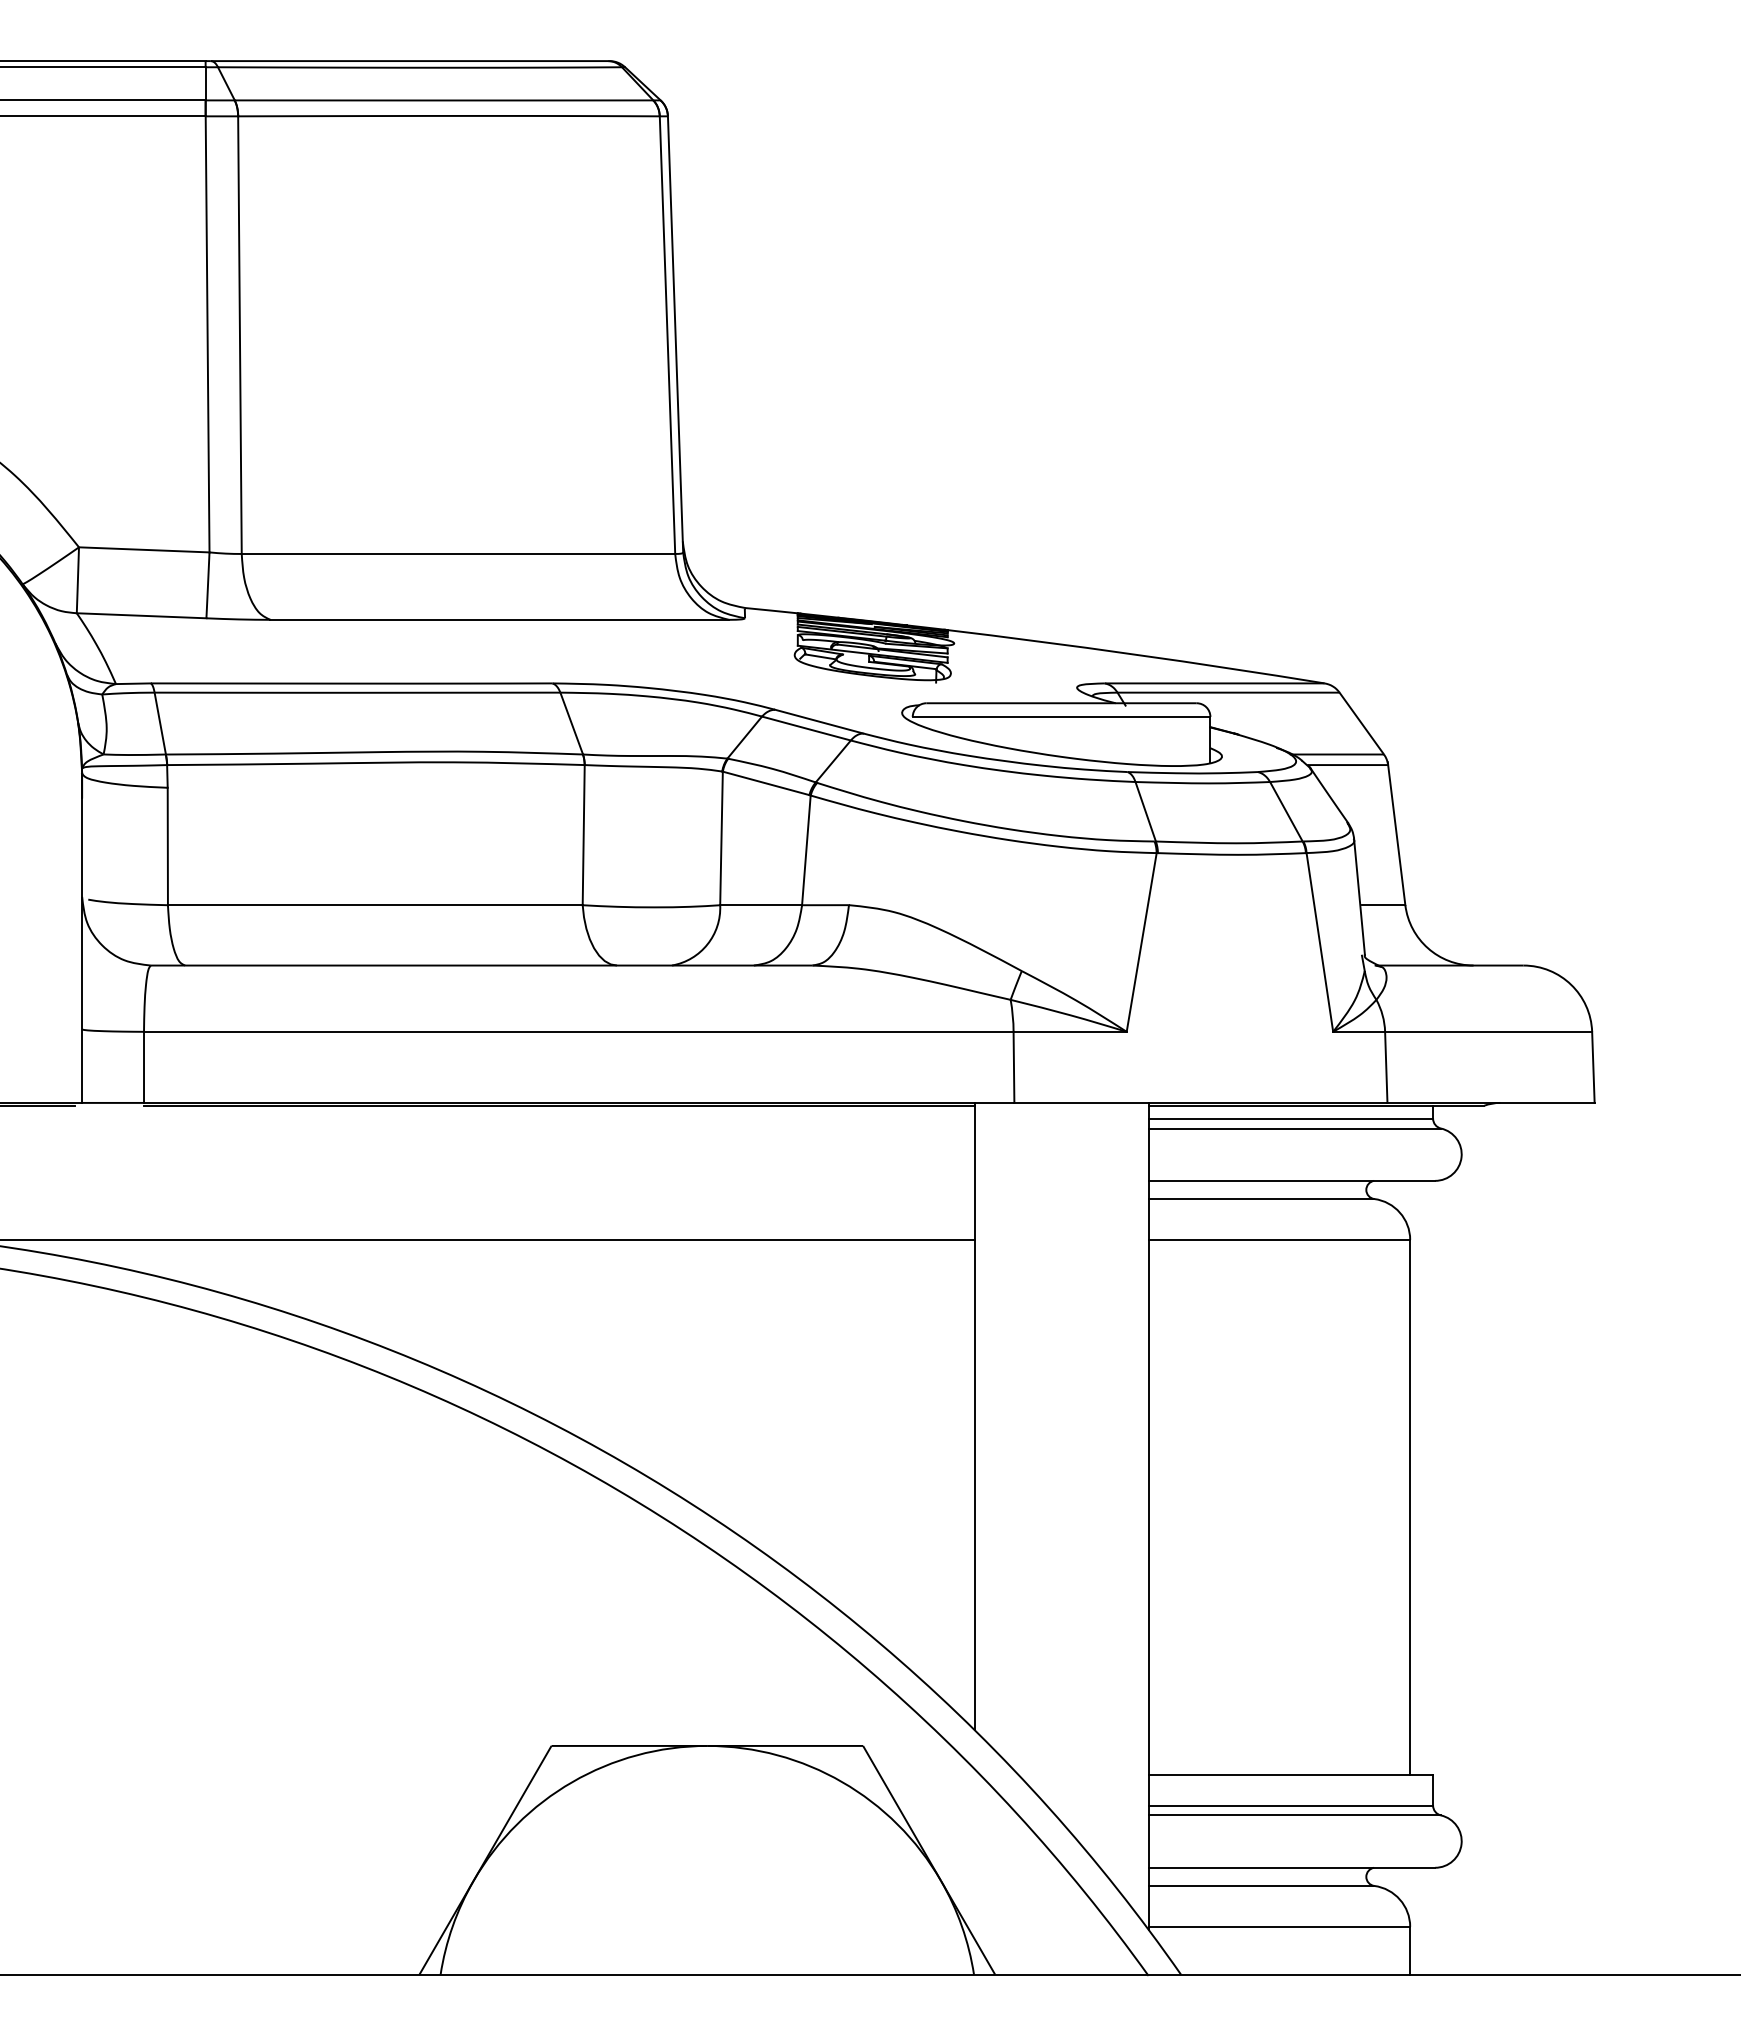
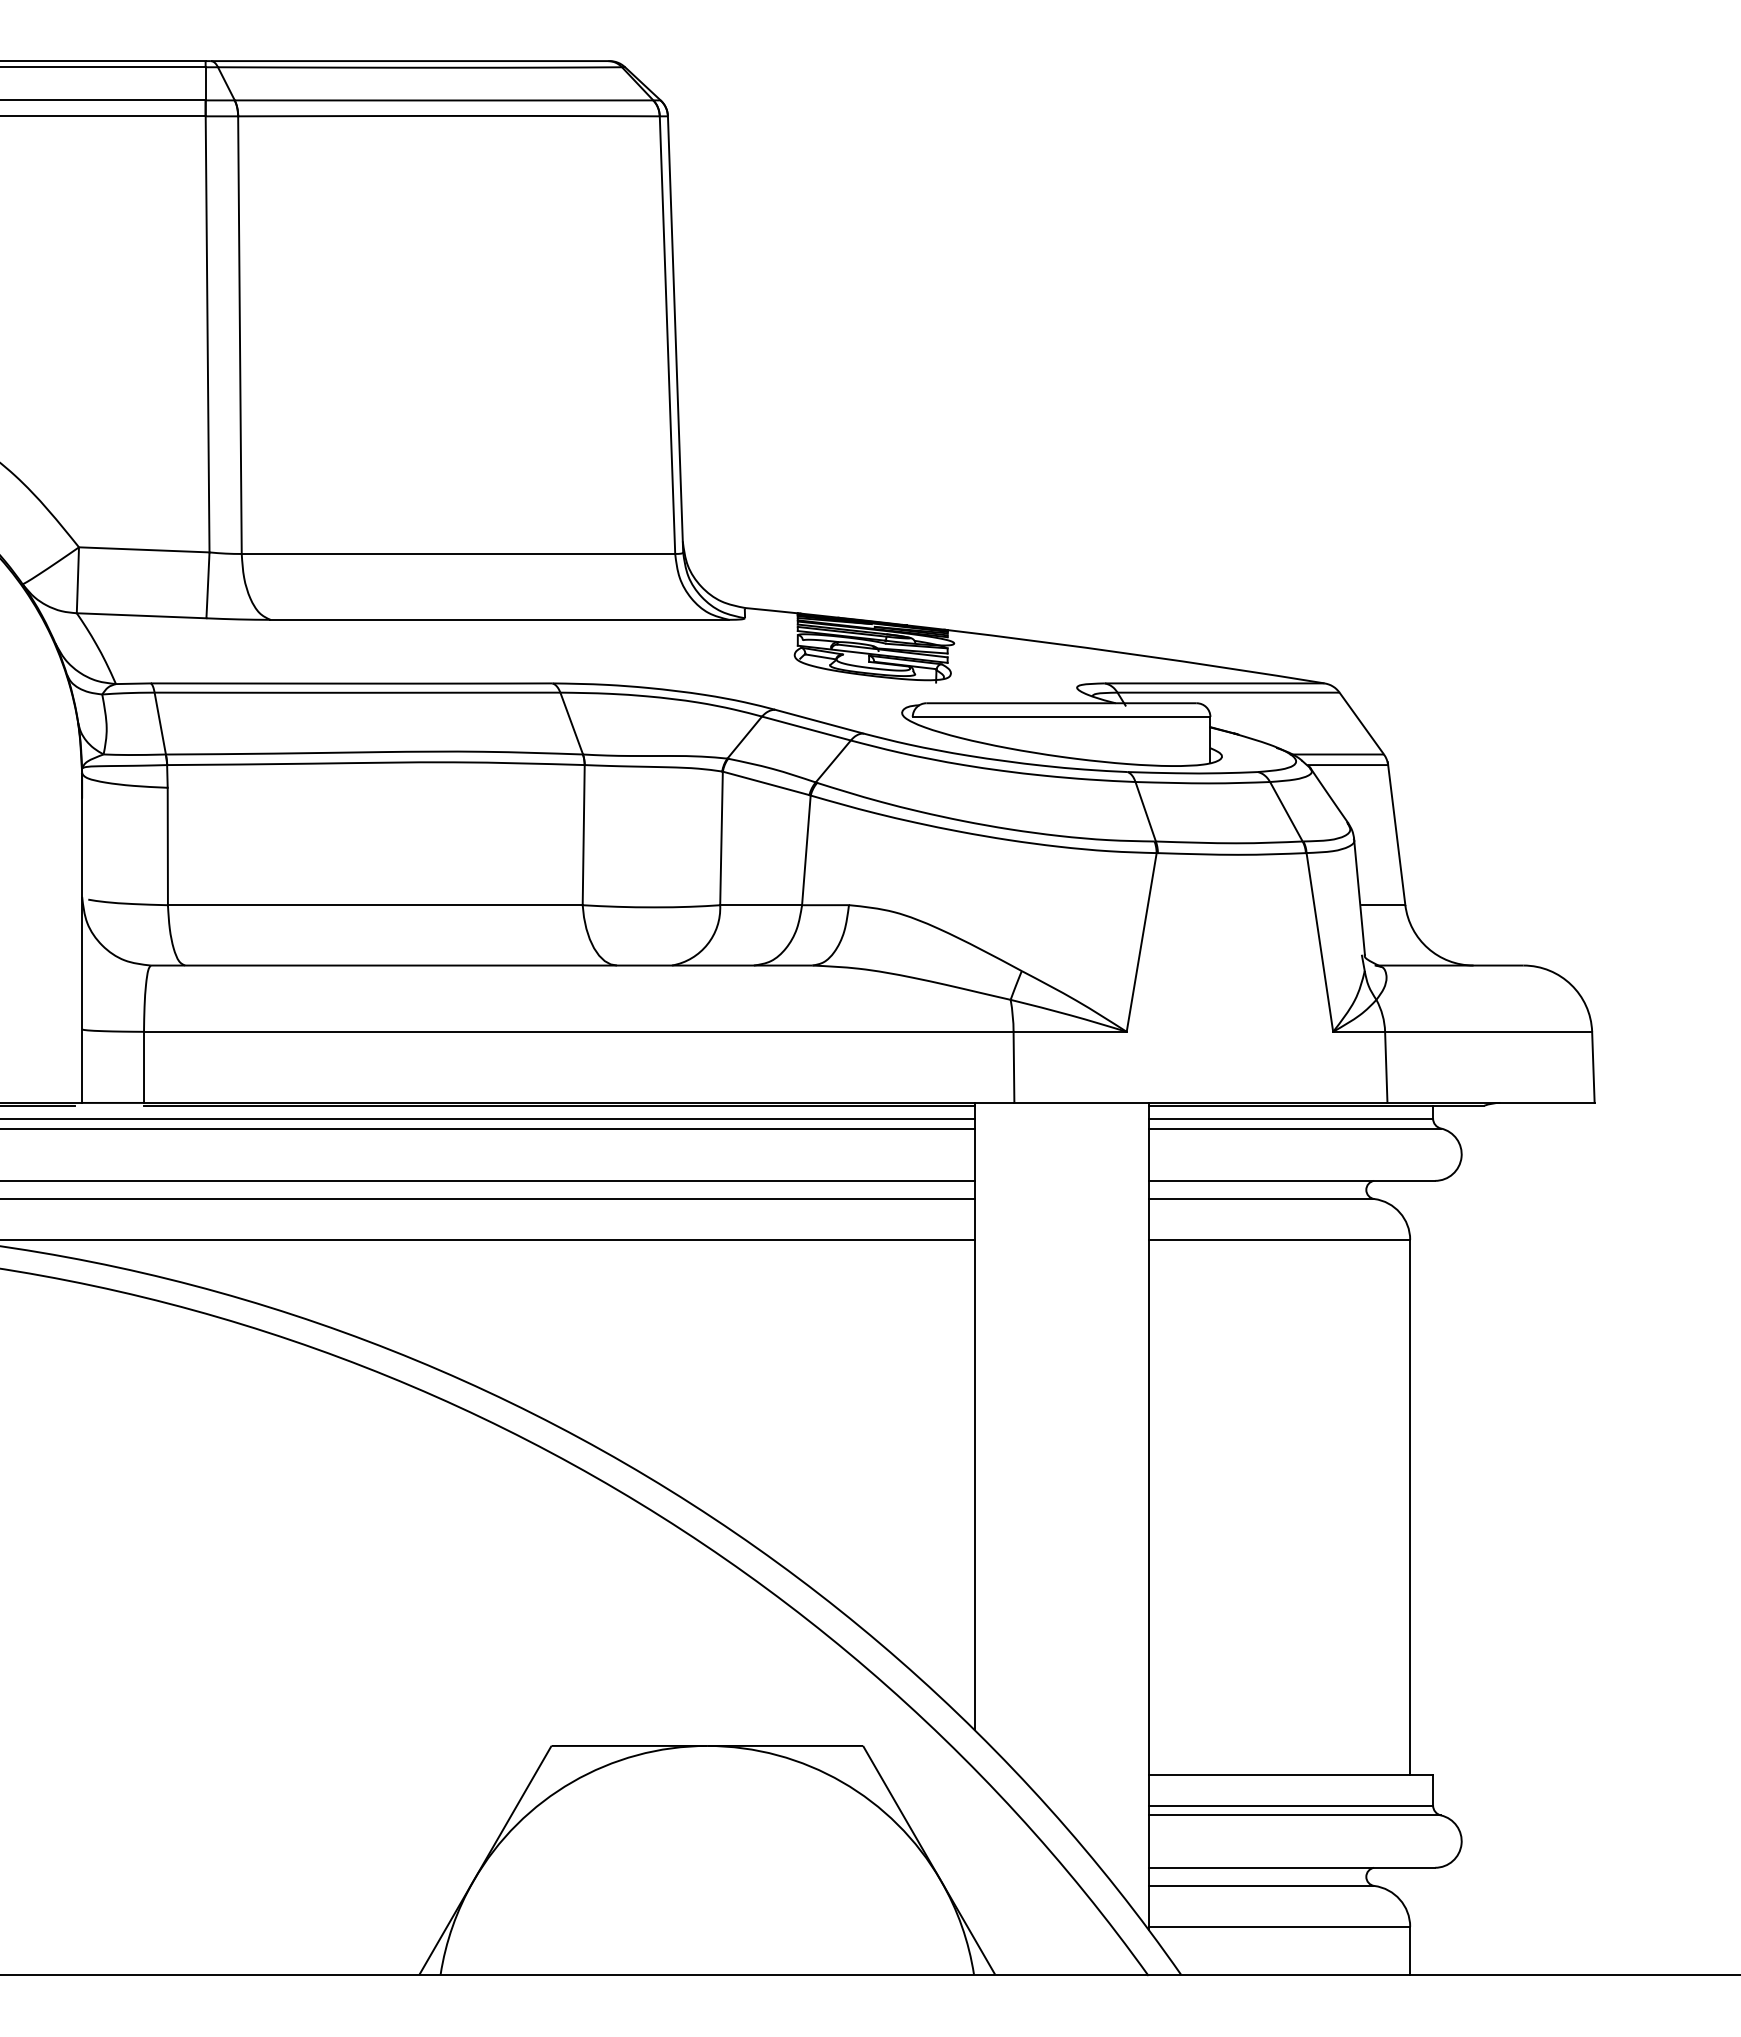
line: none -> present (488, 1118)
line: none -> present (488, 1128)
line: none -> present (488, 1180)
line: none -> present (488, 1199)
